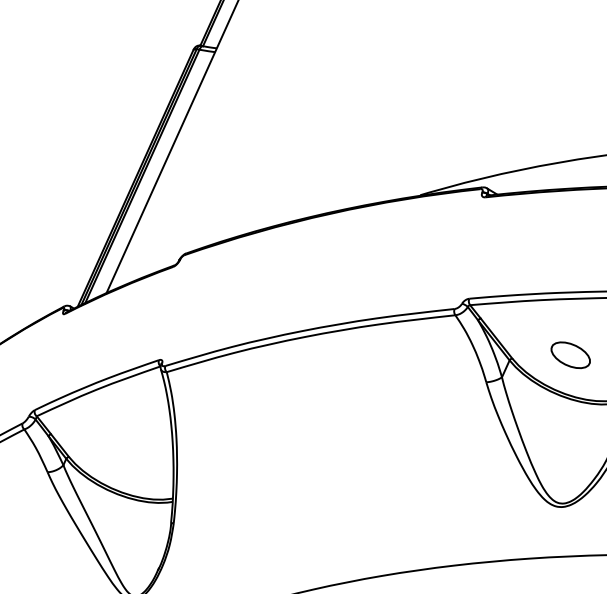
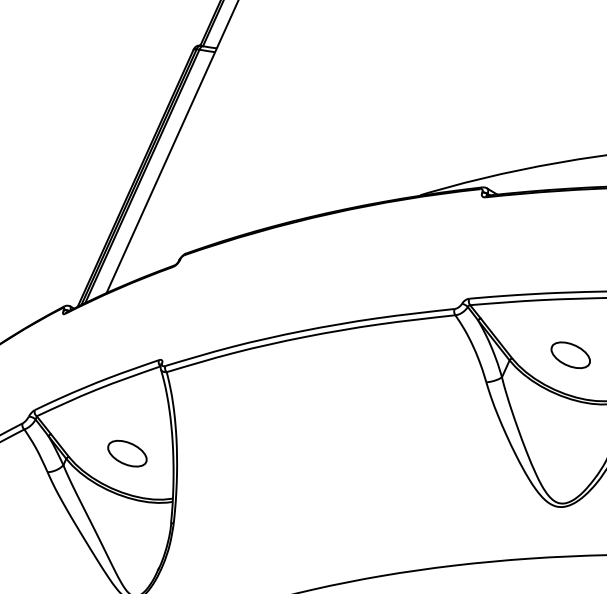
part: none -> present (127, 453)
